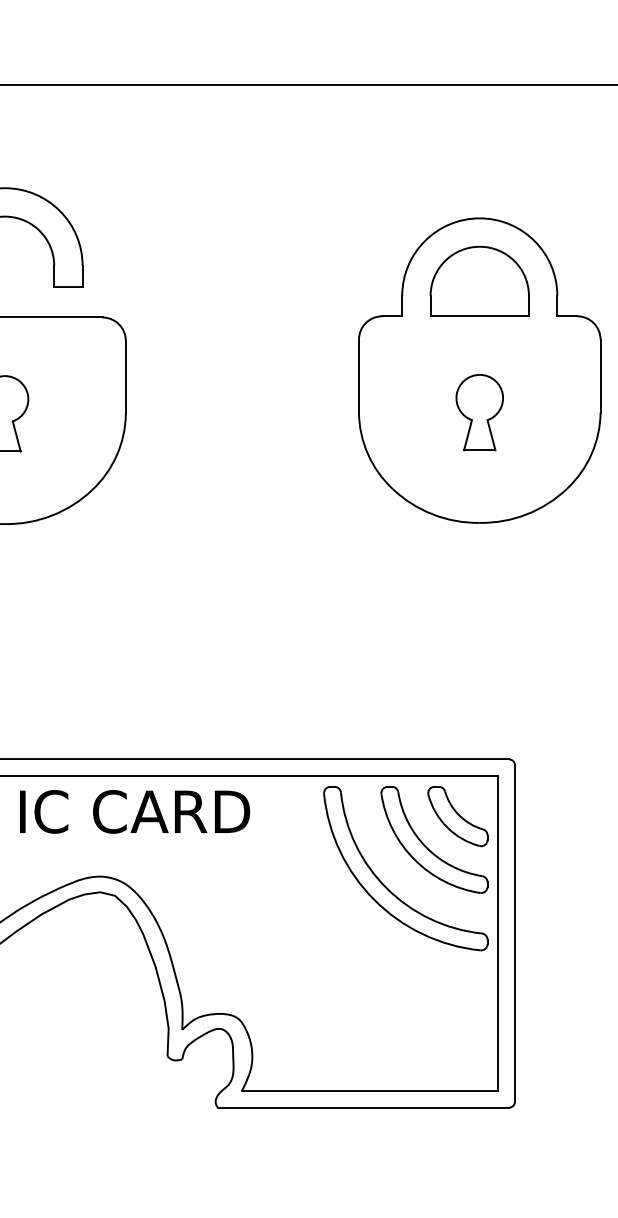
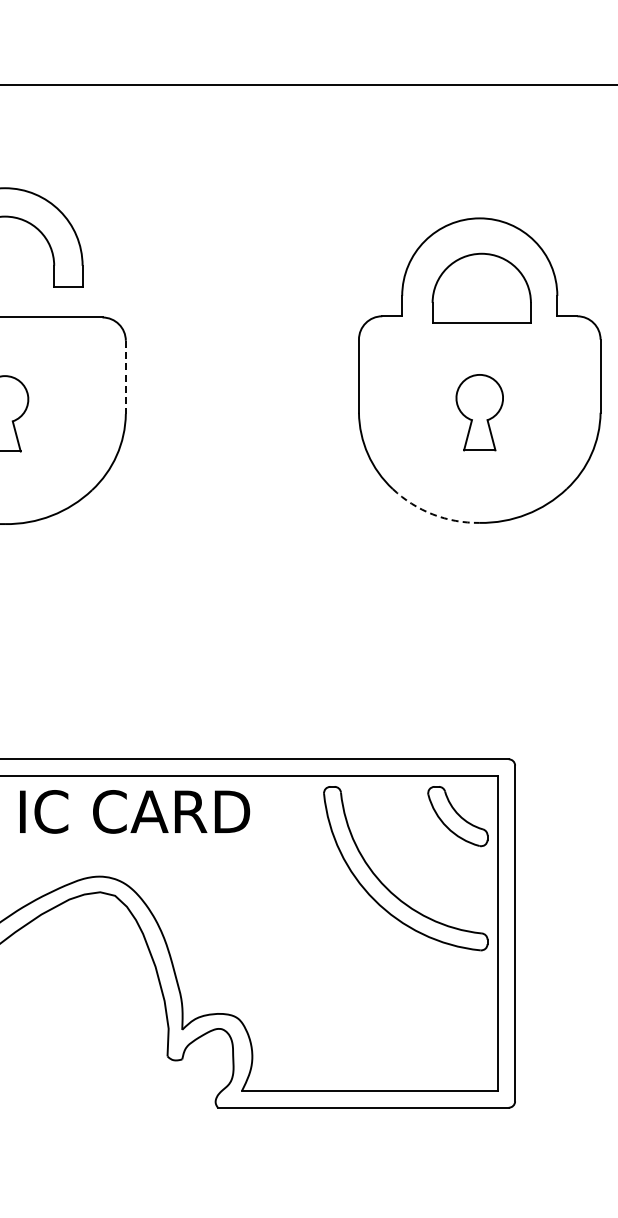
part position: (479, 280) -> (481, 287) (481, 287)
line: solid -> dashed (125, 377)
arc: solid -> dashed (432, 514)
part: present -> none (426, 846)
